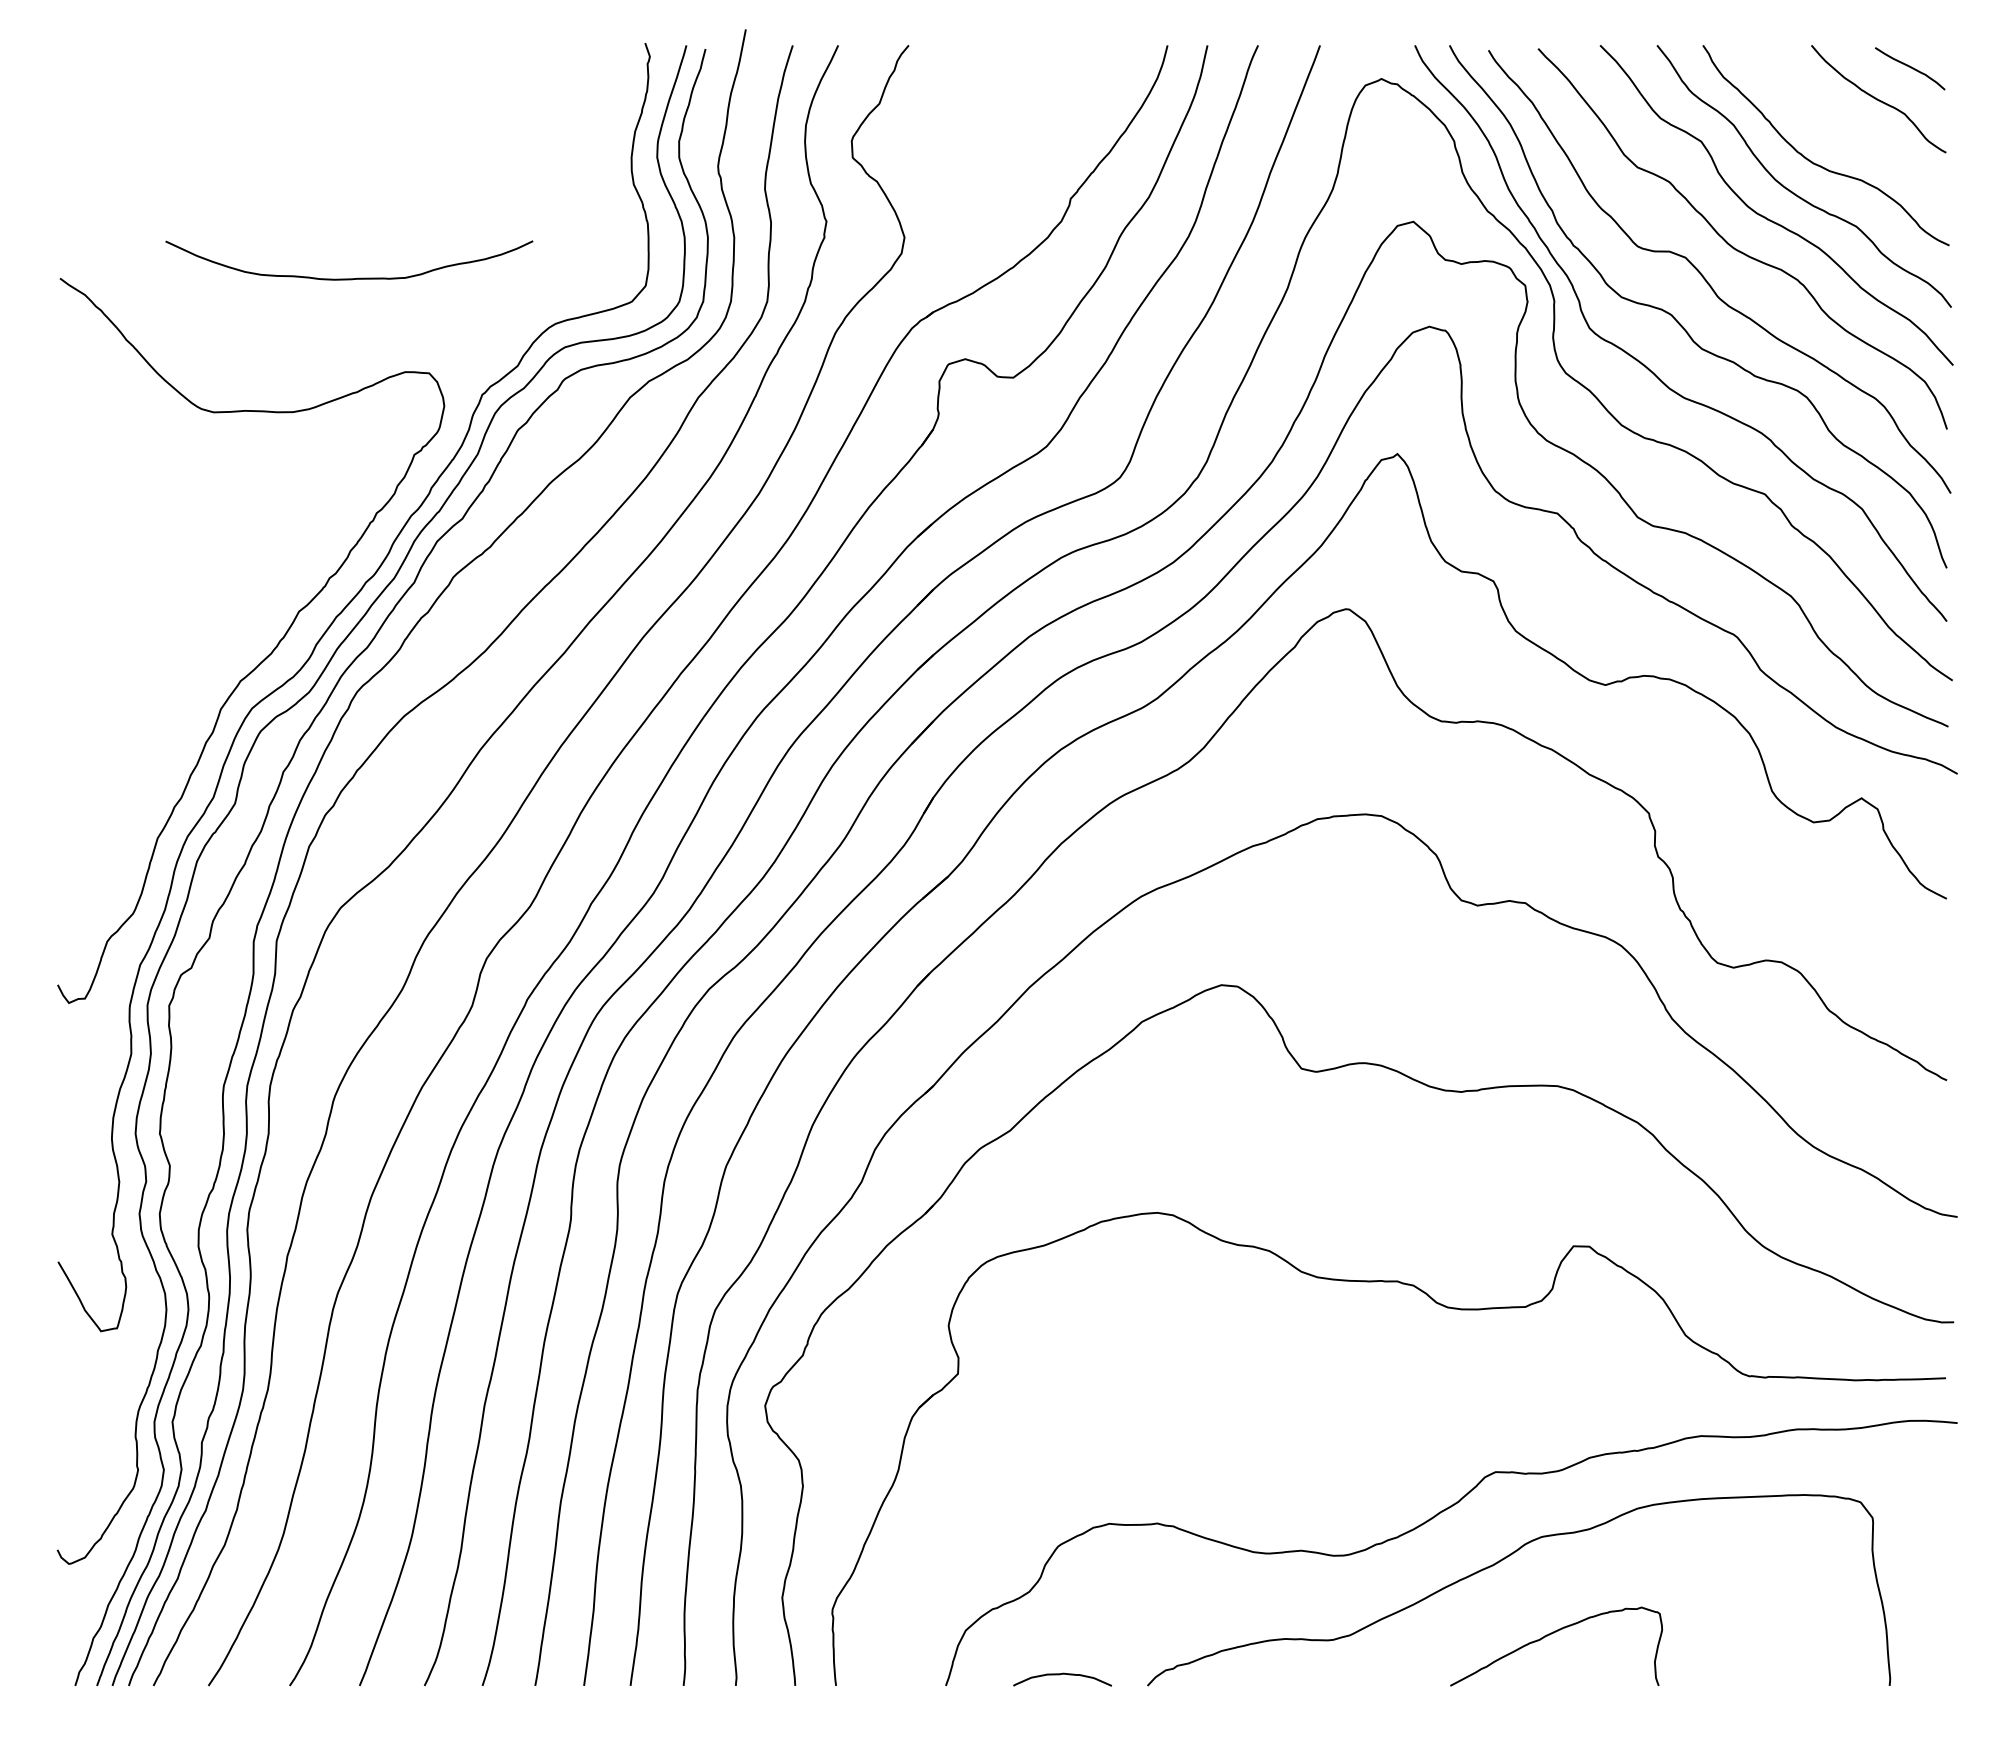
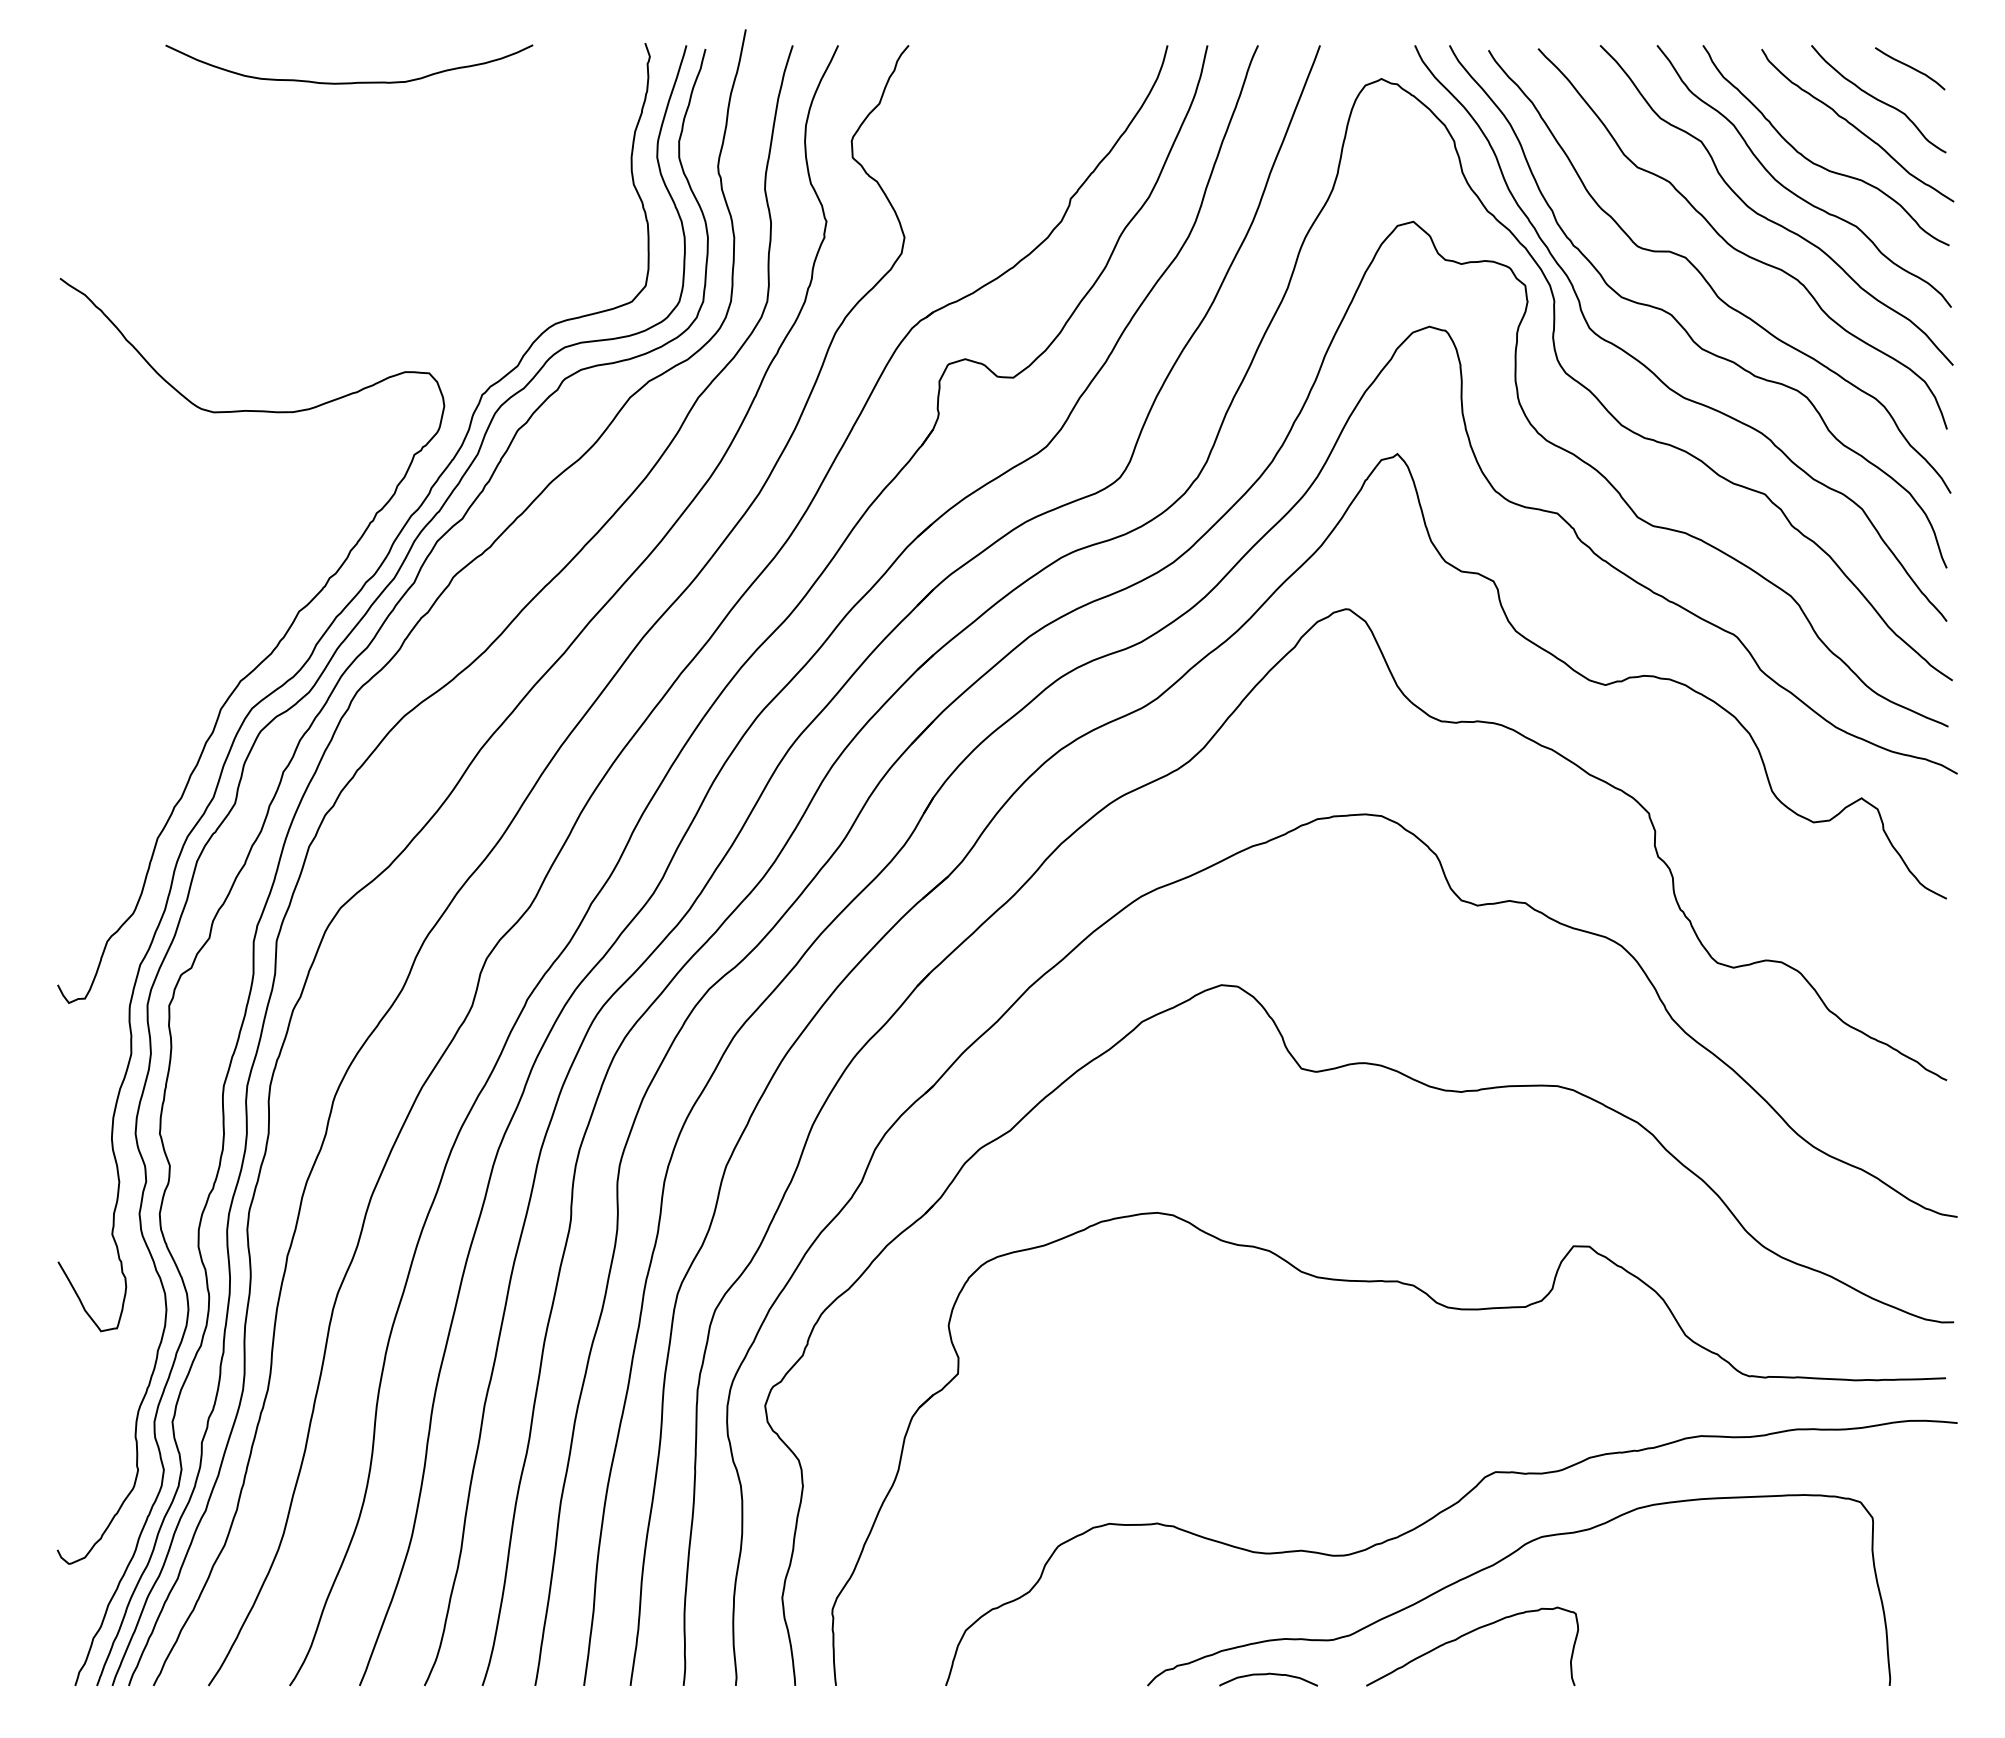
curve: none -> present (1857, 127)
curve position: (349, 278) -> (349, 82) (349, 82)
curve position: (1551, 1634) -> (1467, 1634) (1467, 1634)
curve position: (1062, 1674) -> (1268, 1674) (1268, 1674)
